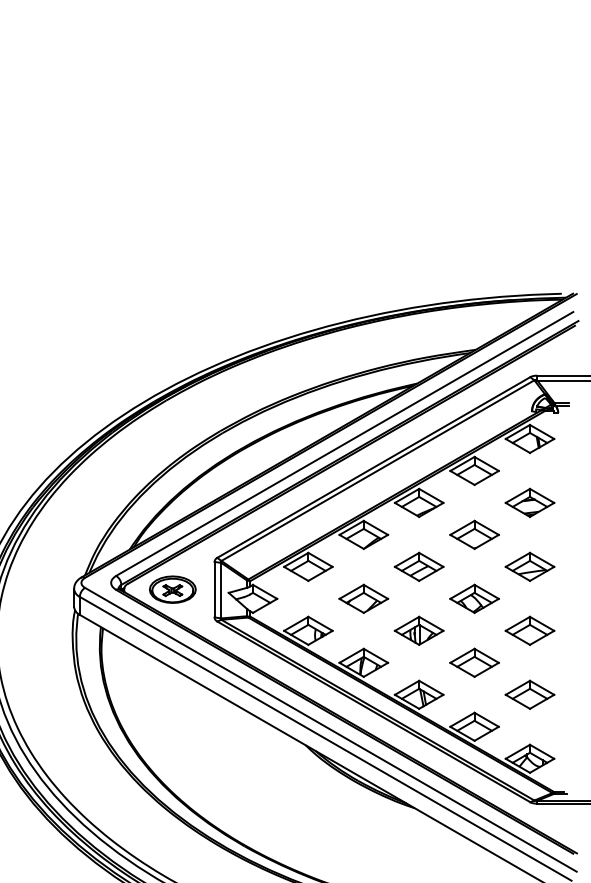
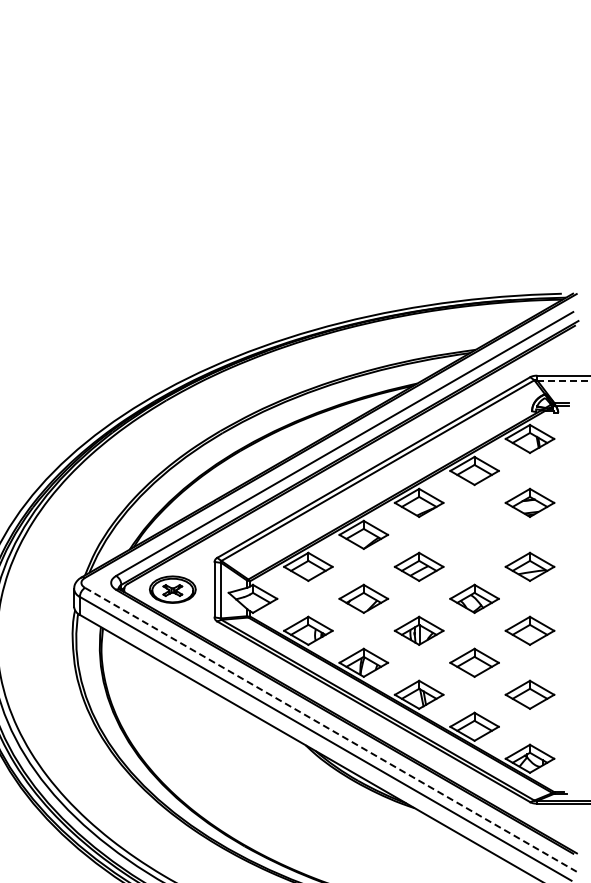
line: solid -> dashed (564, 380)
part: present -> none (474, 534)
line: solid -> dashed (330, 729)
